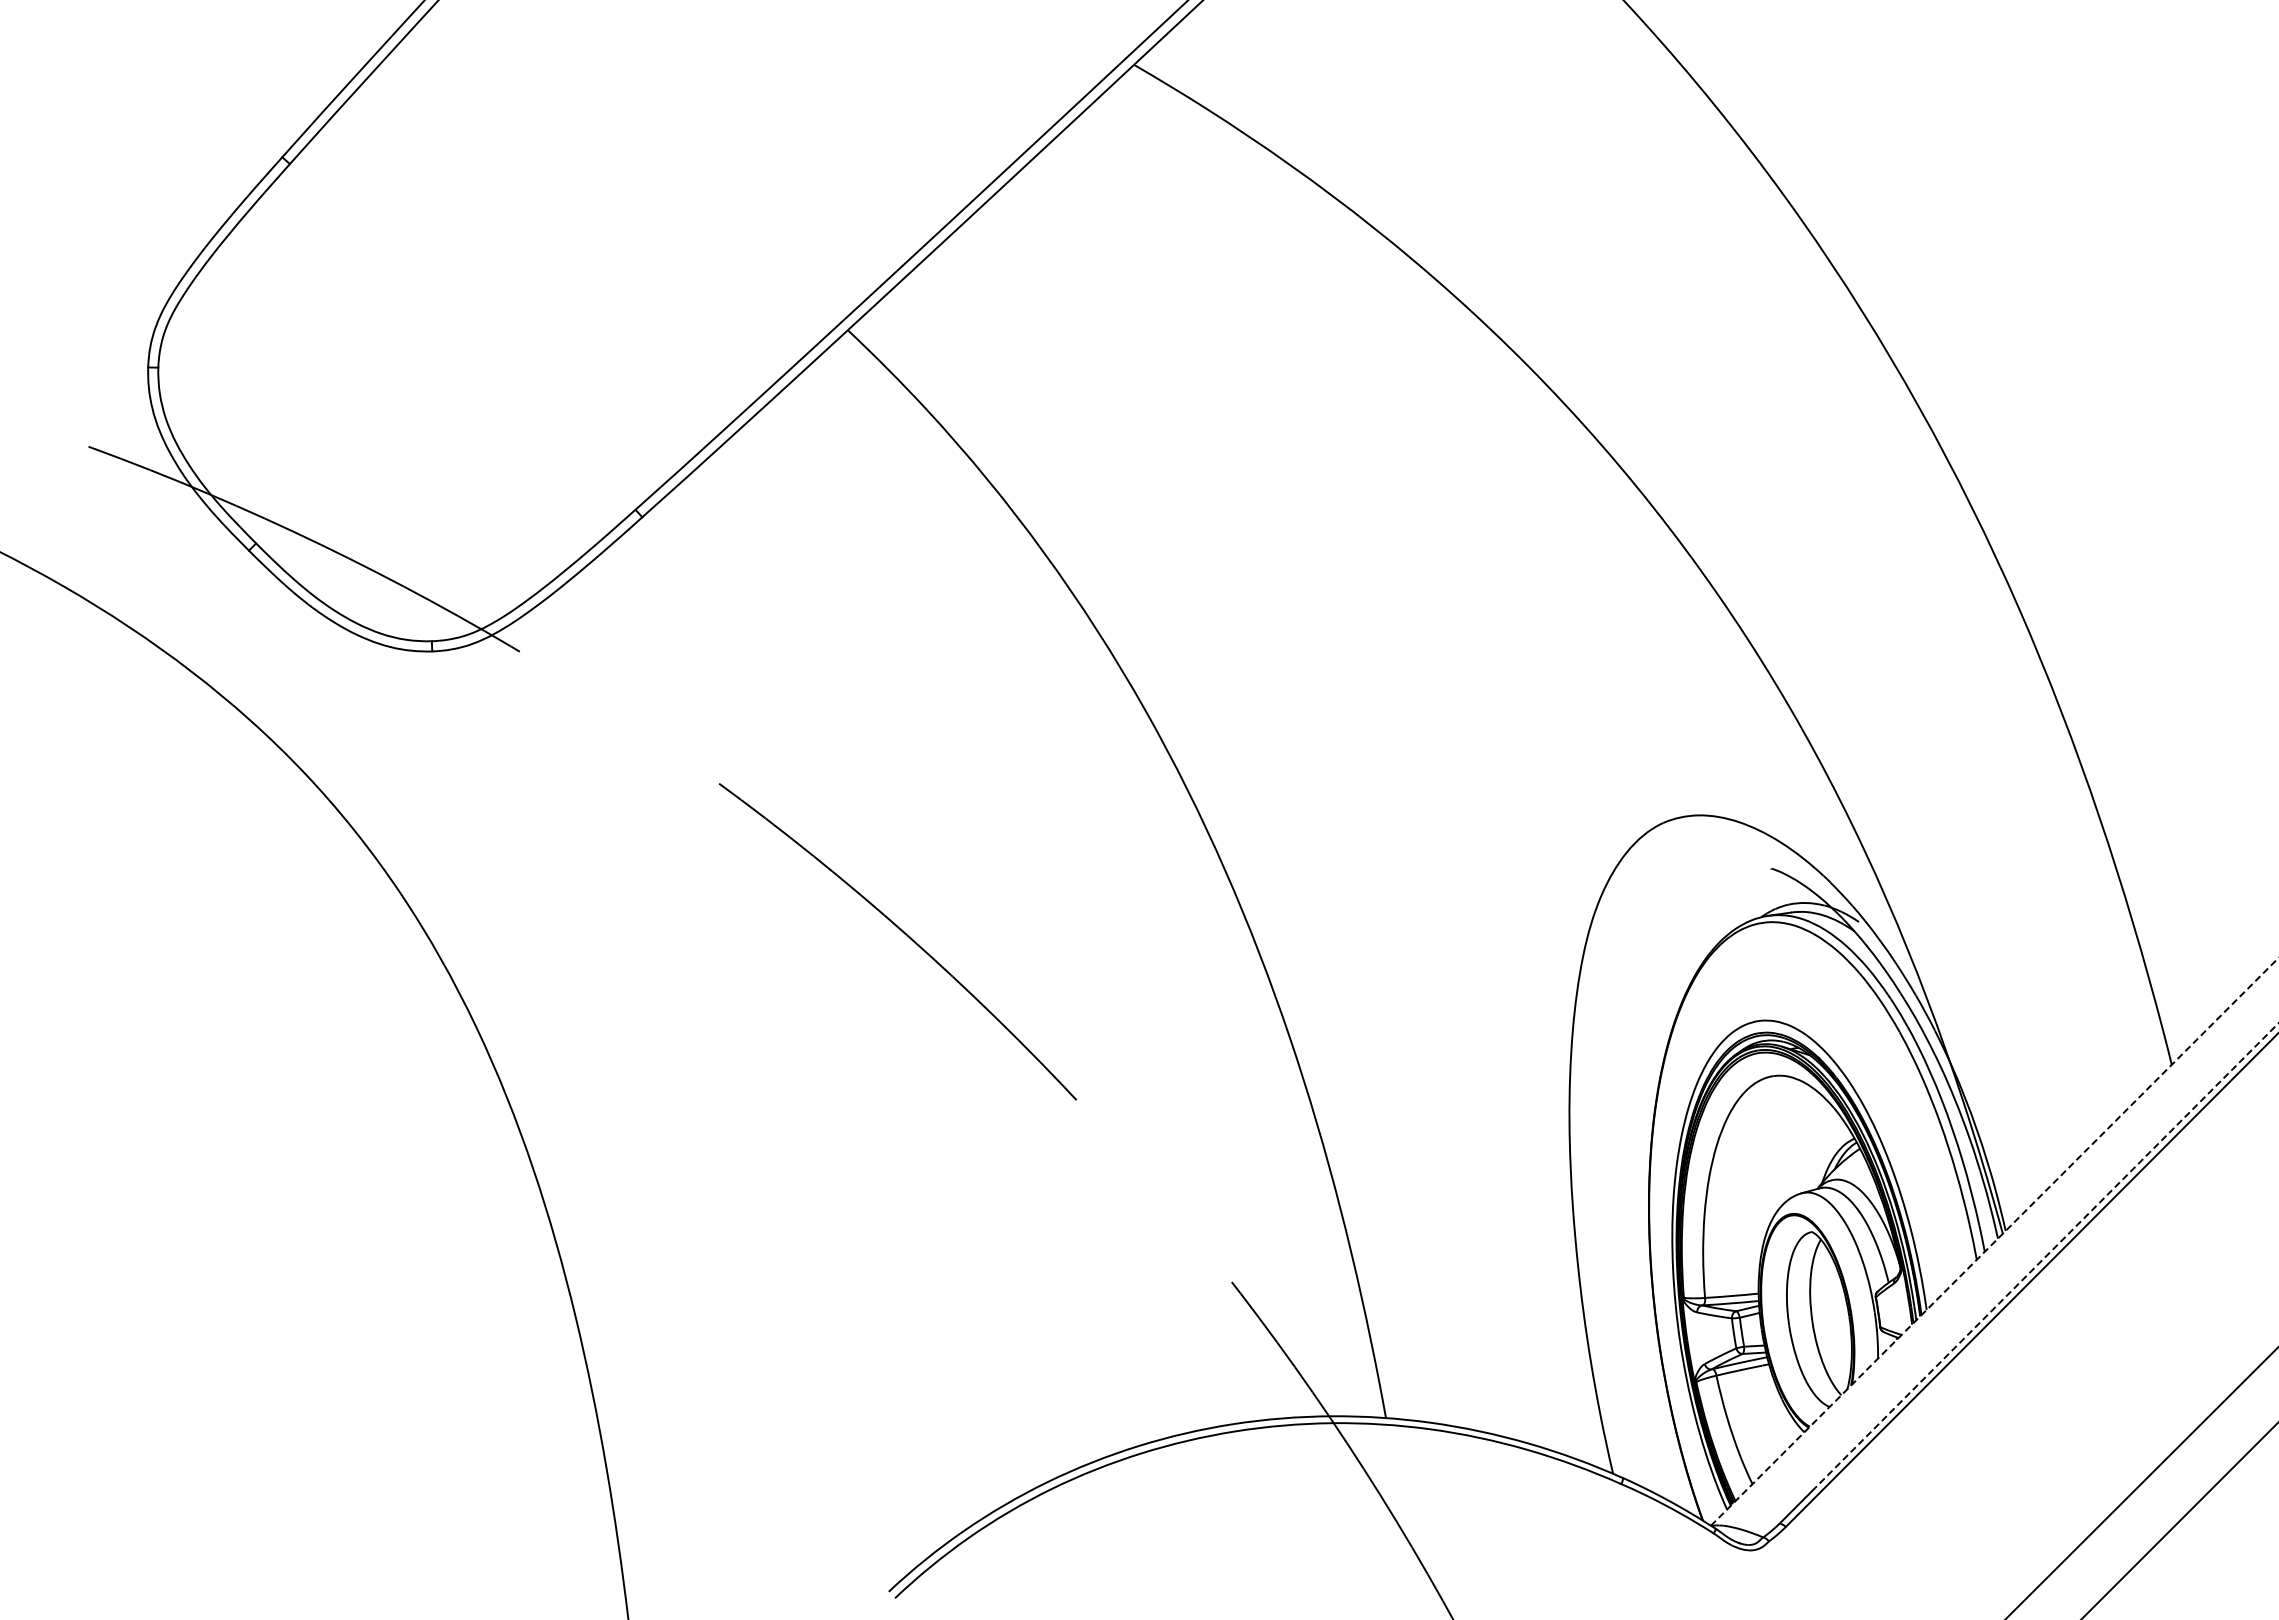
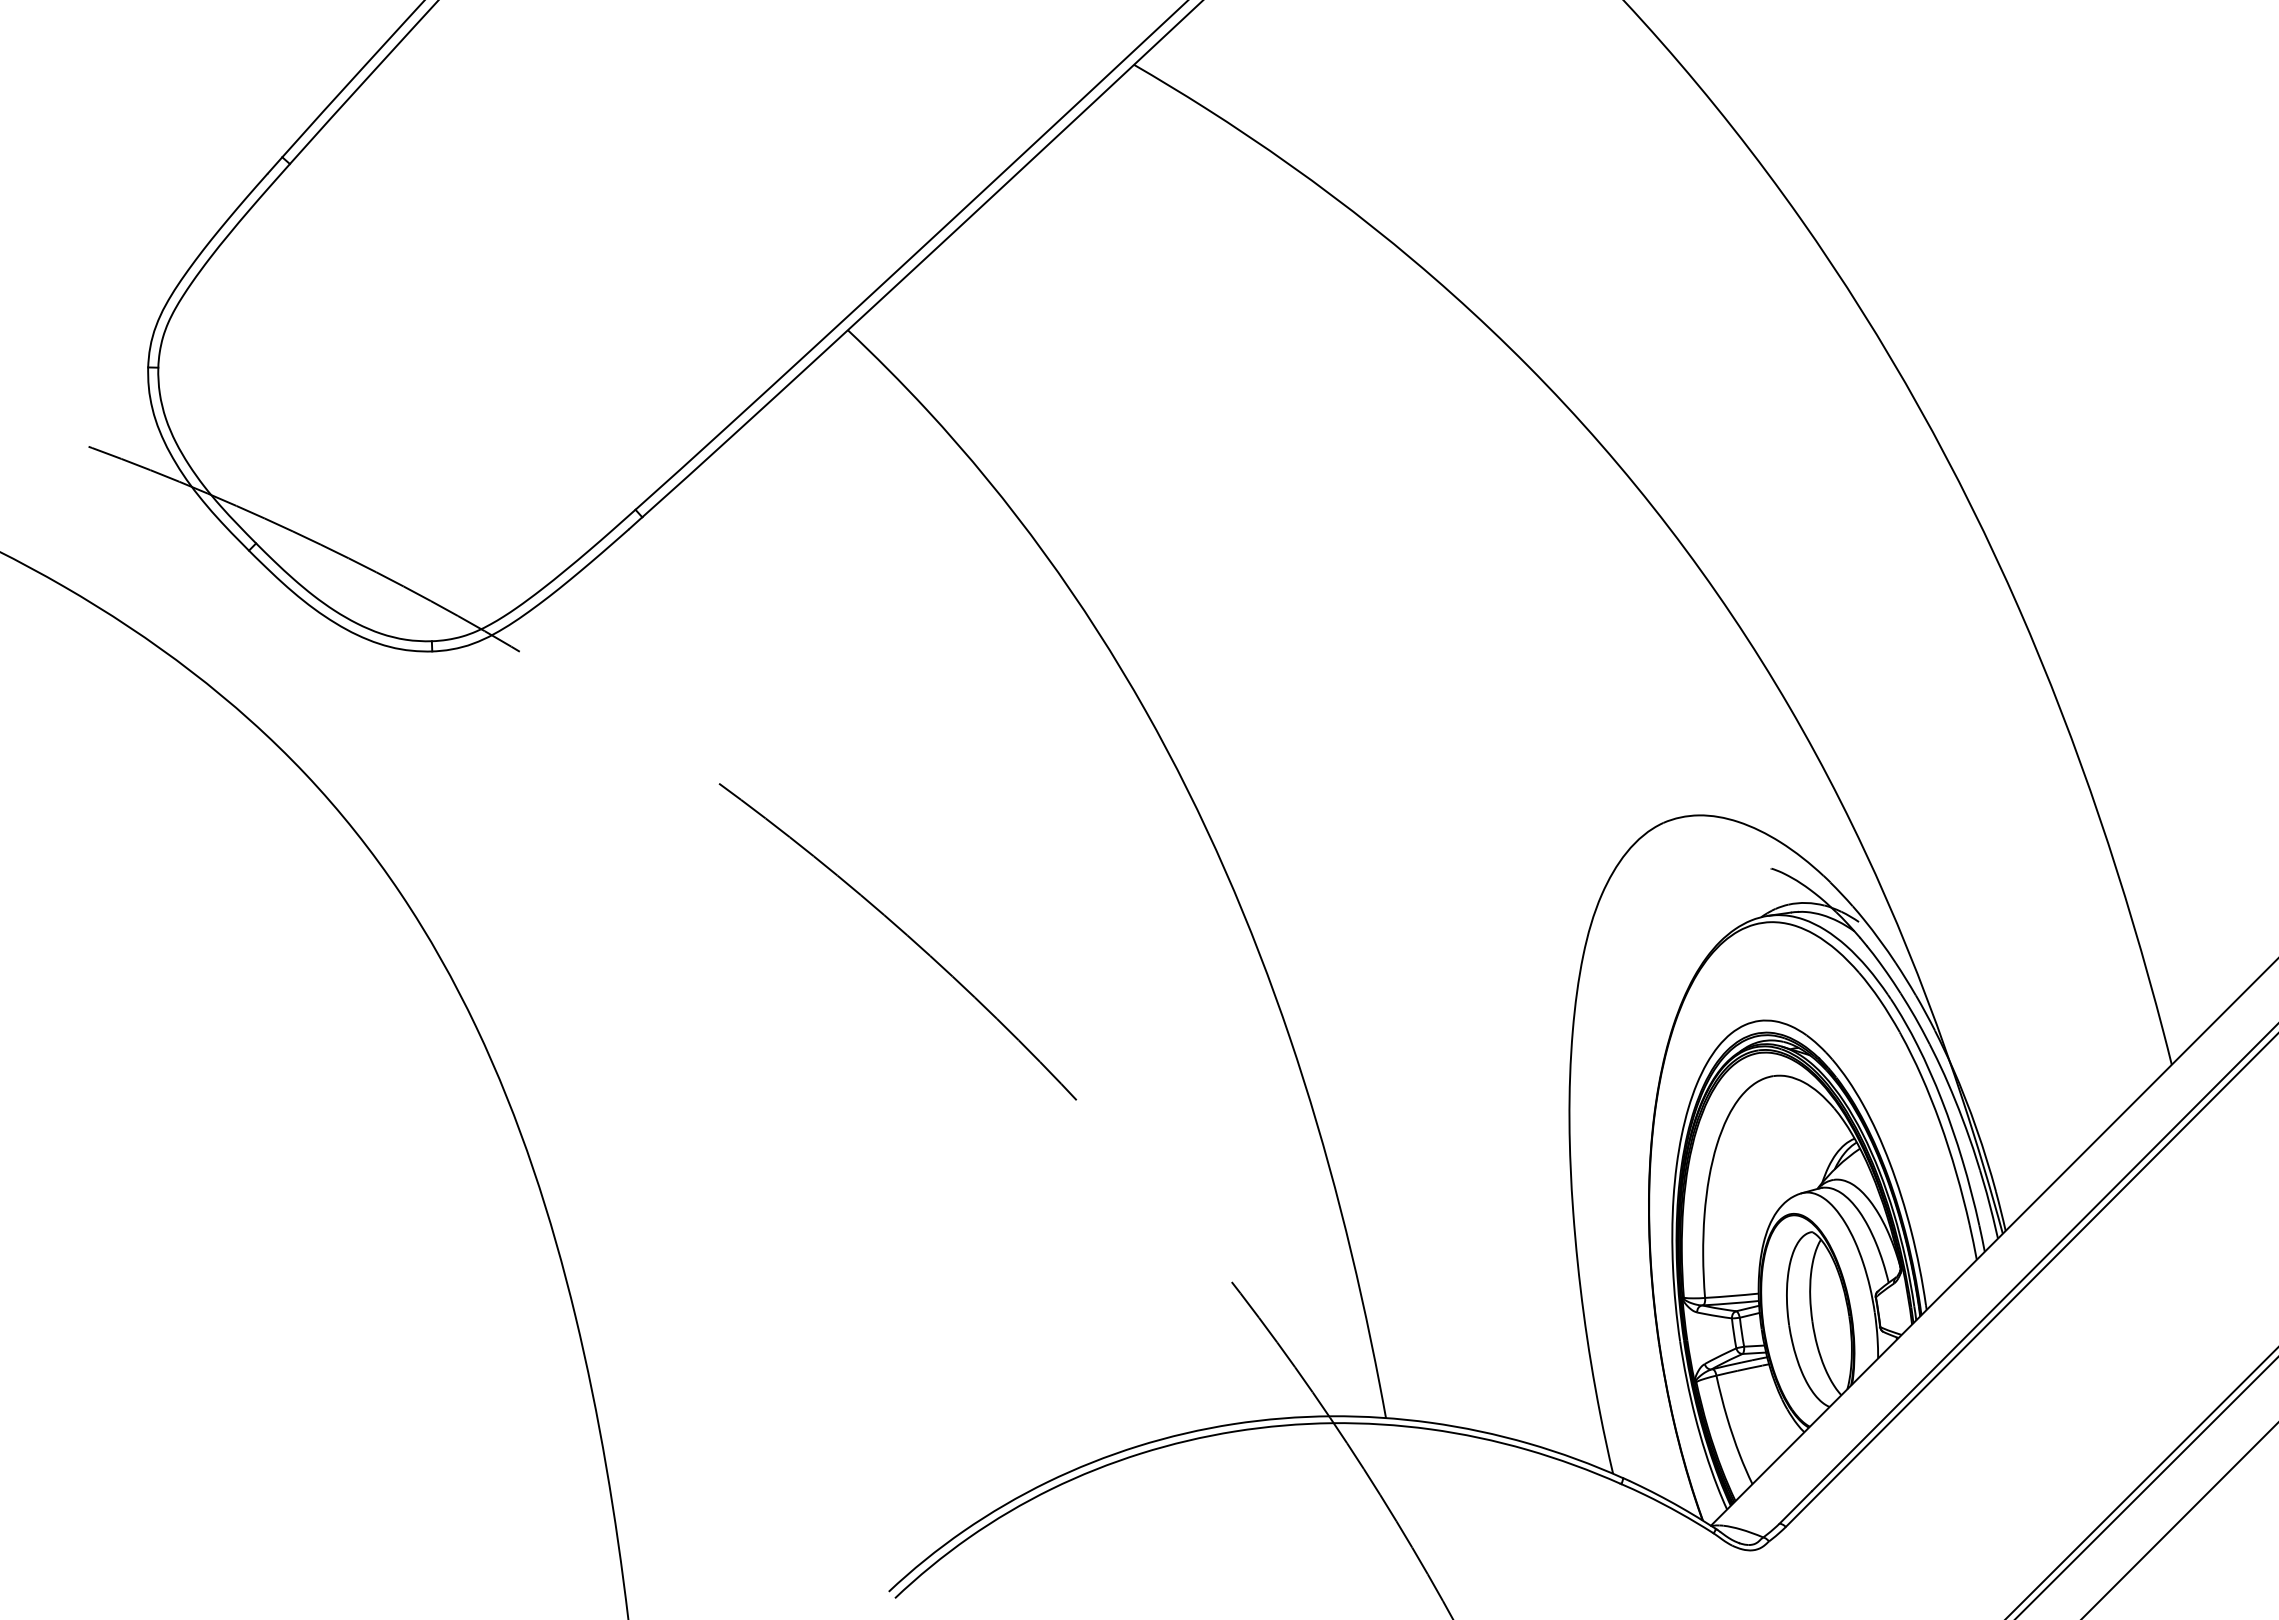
line: dashed -> solid (1995, 1241)
line: dashed -> solid (2045, 1256)
line: none -> present (2146, 1487)
